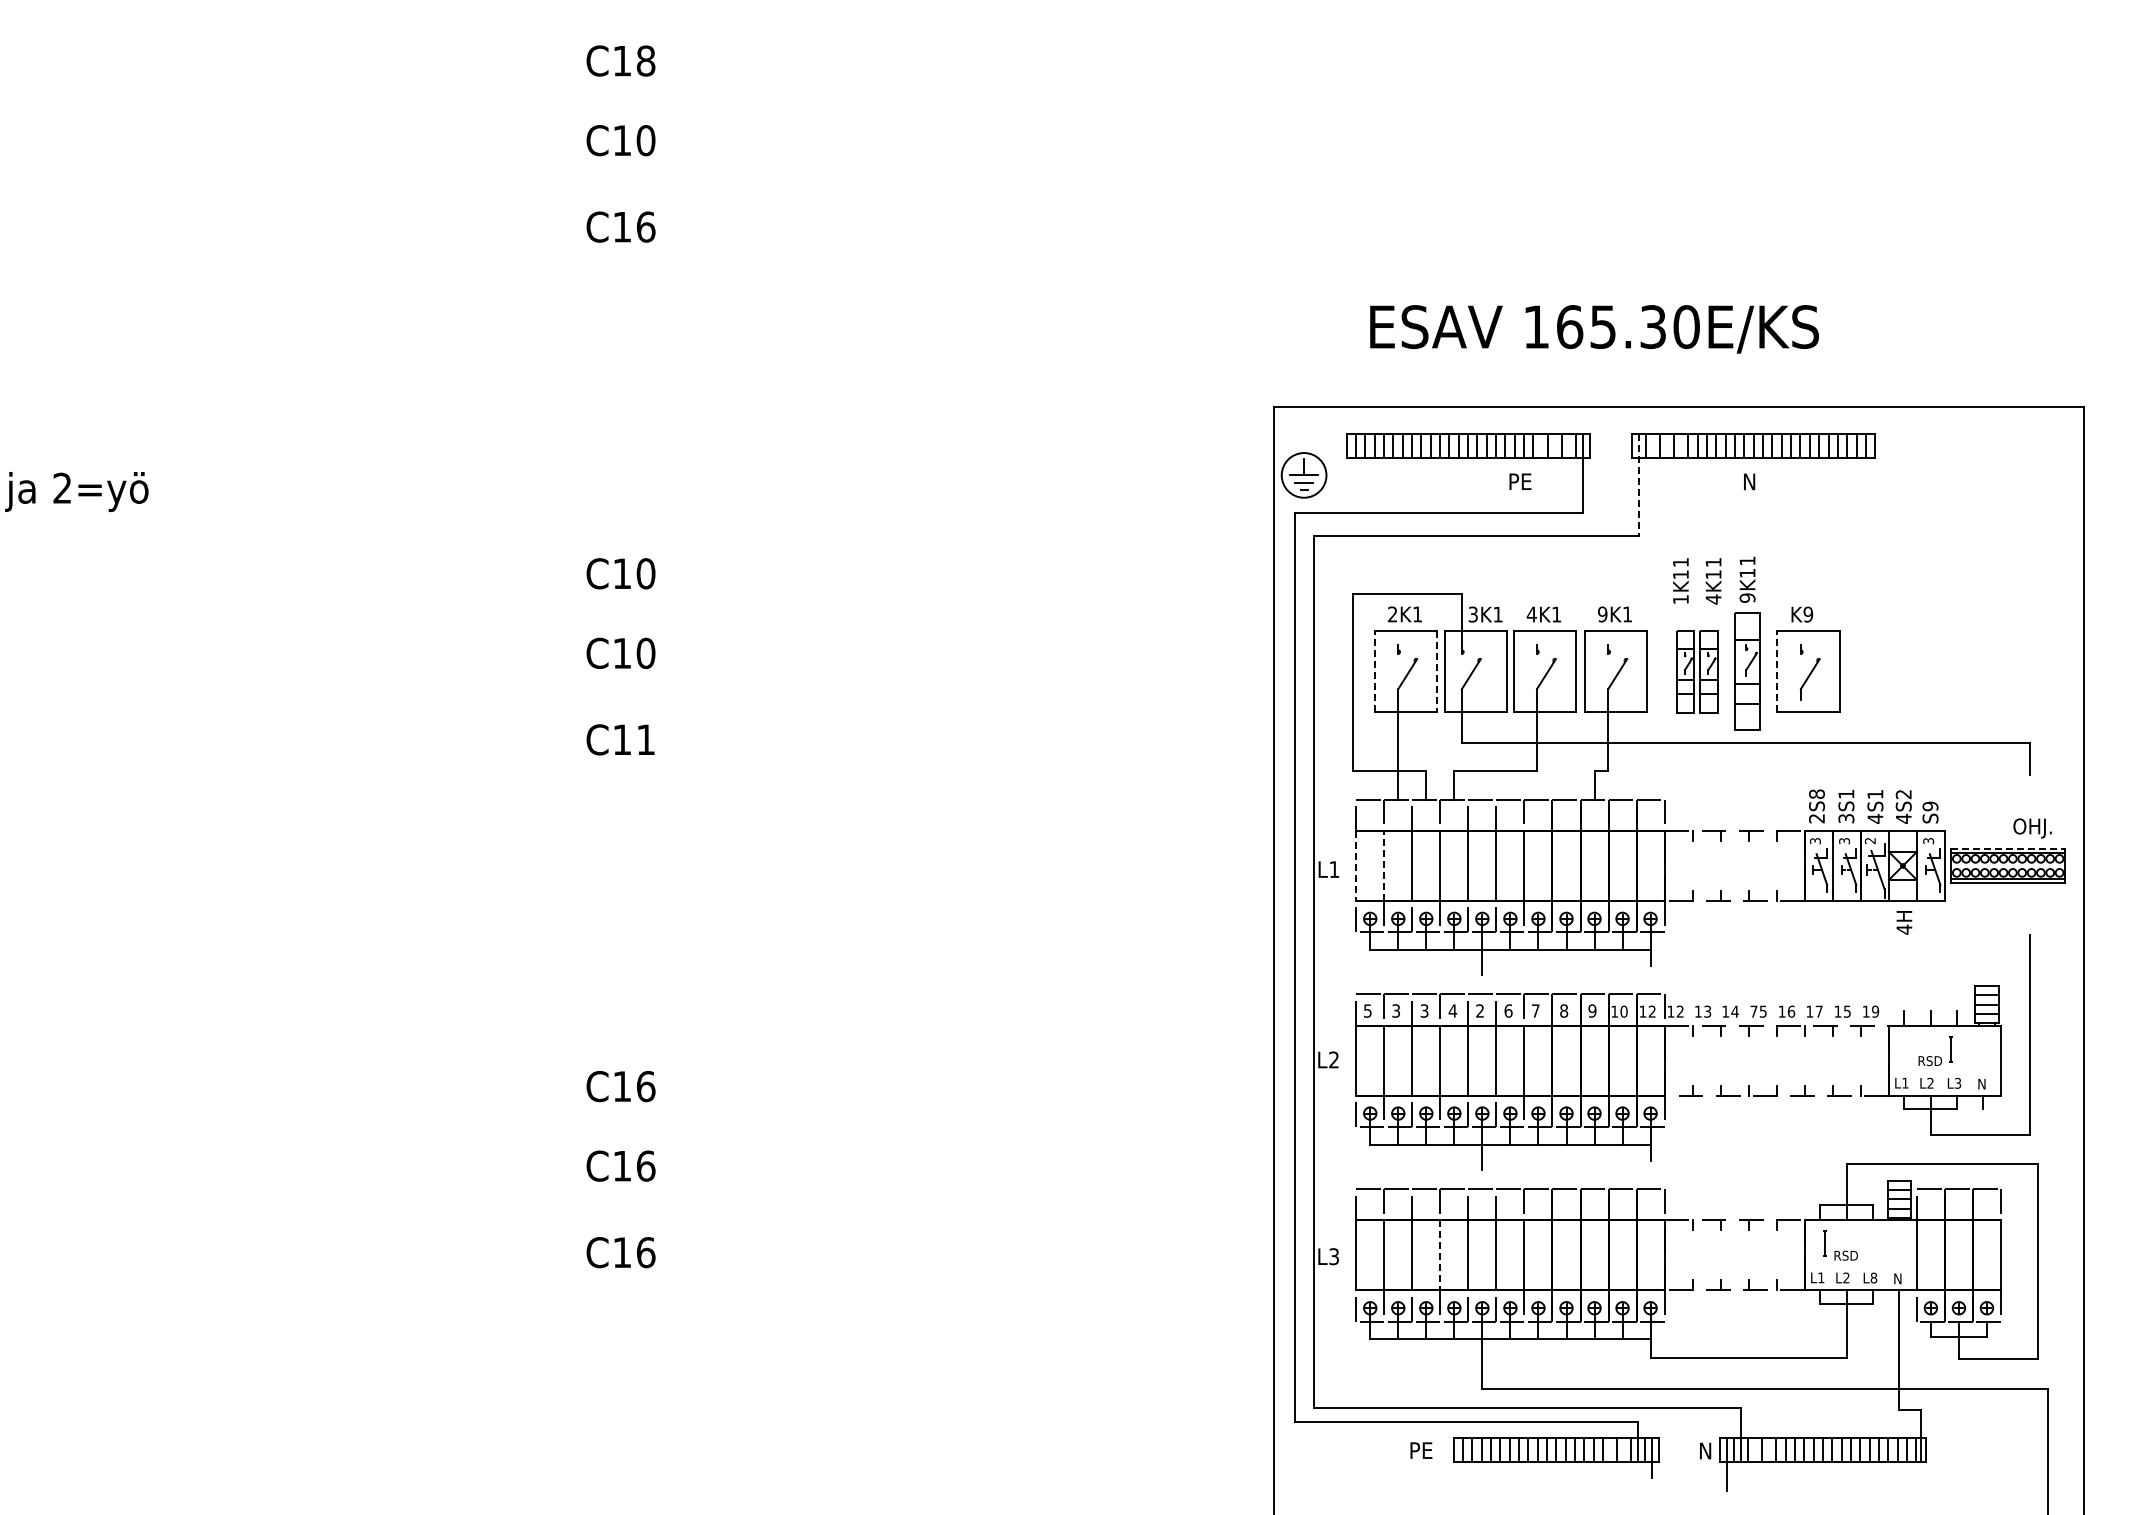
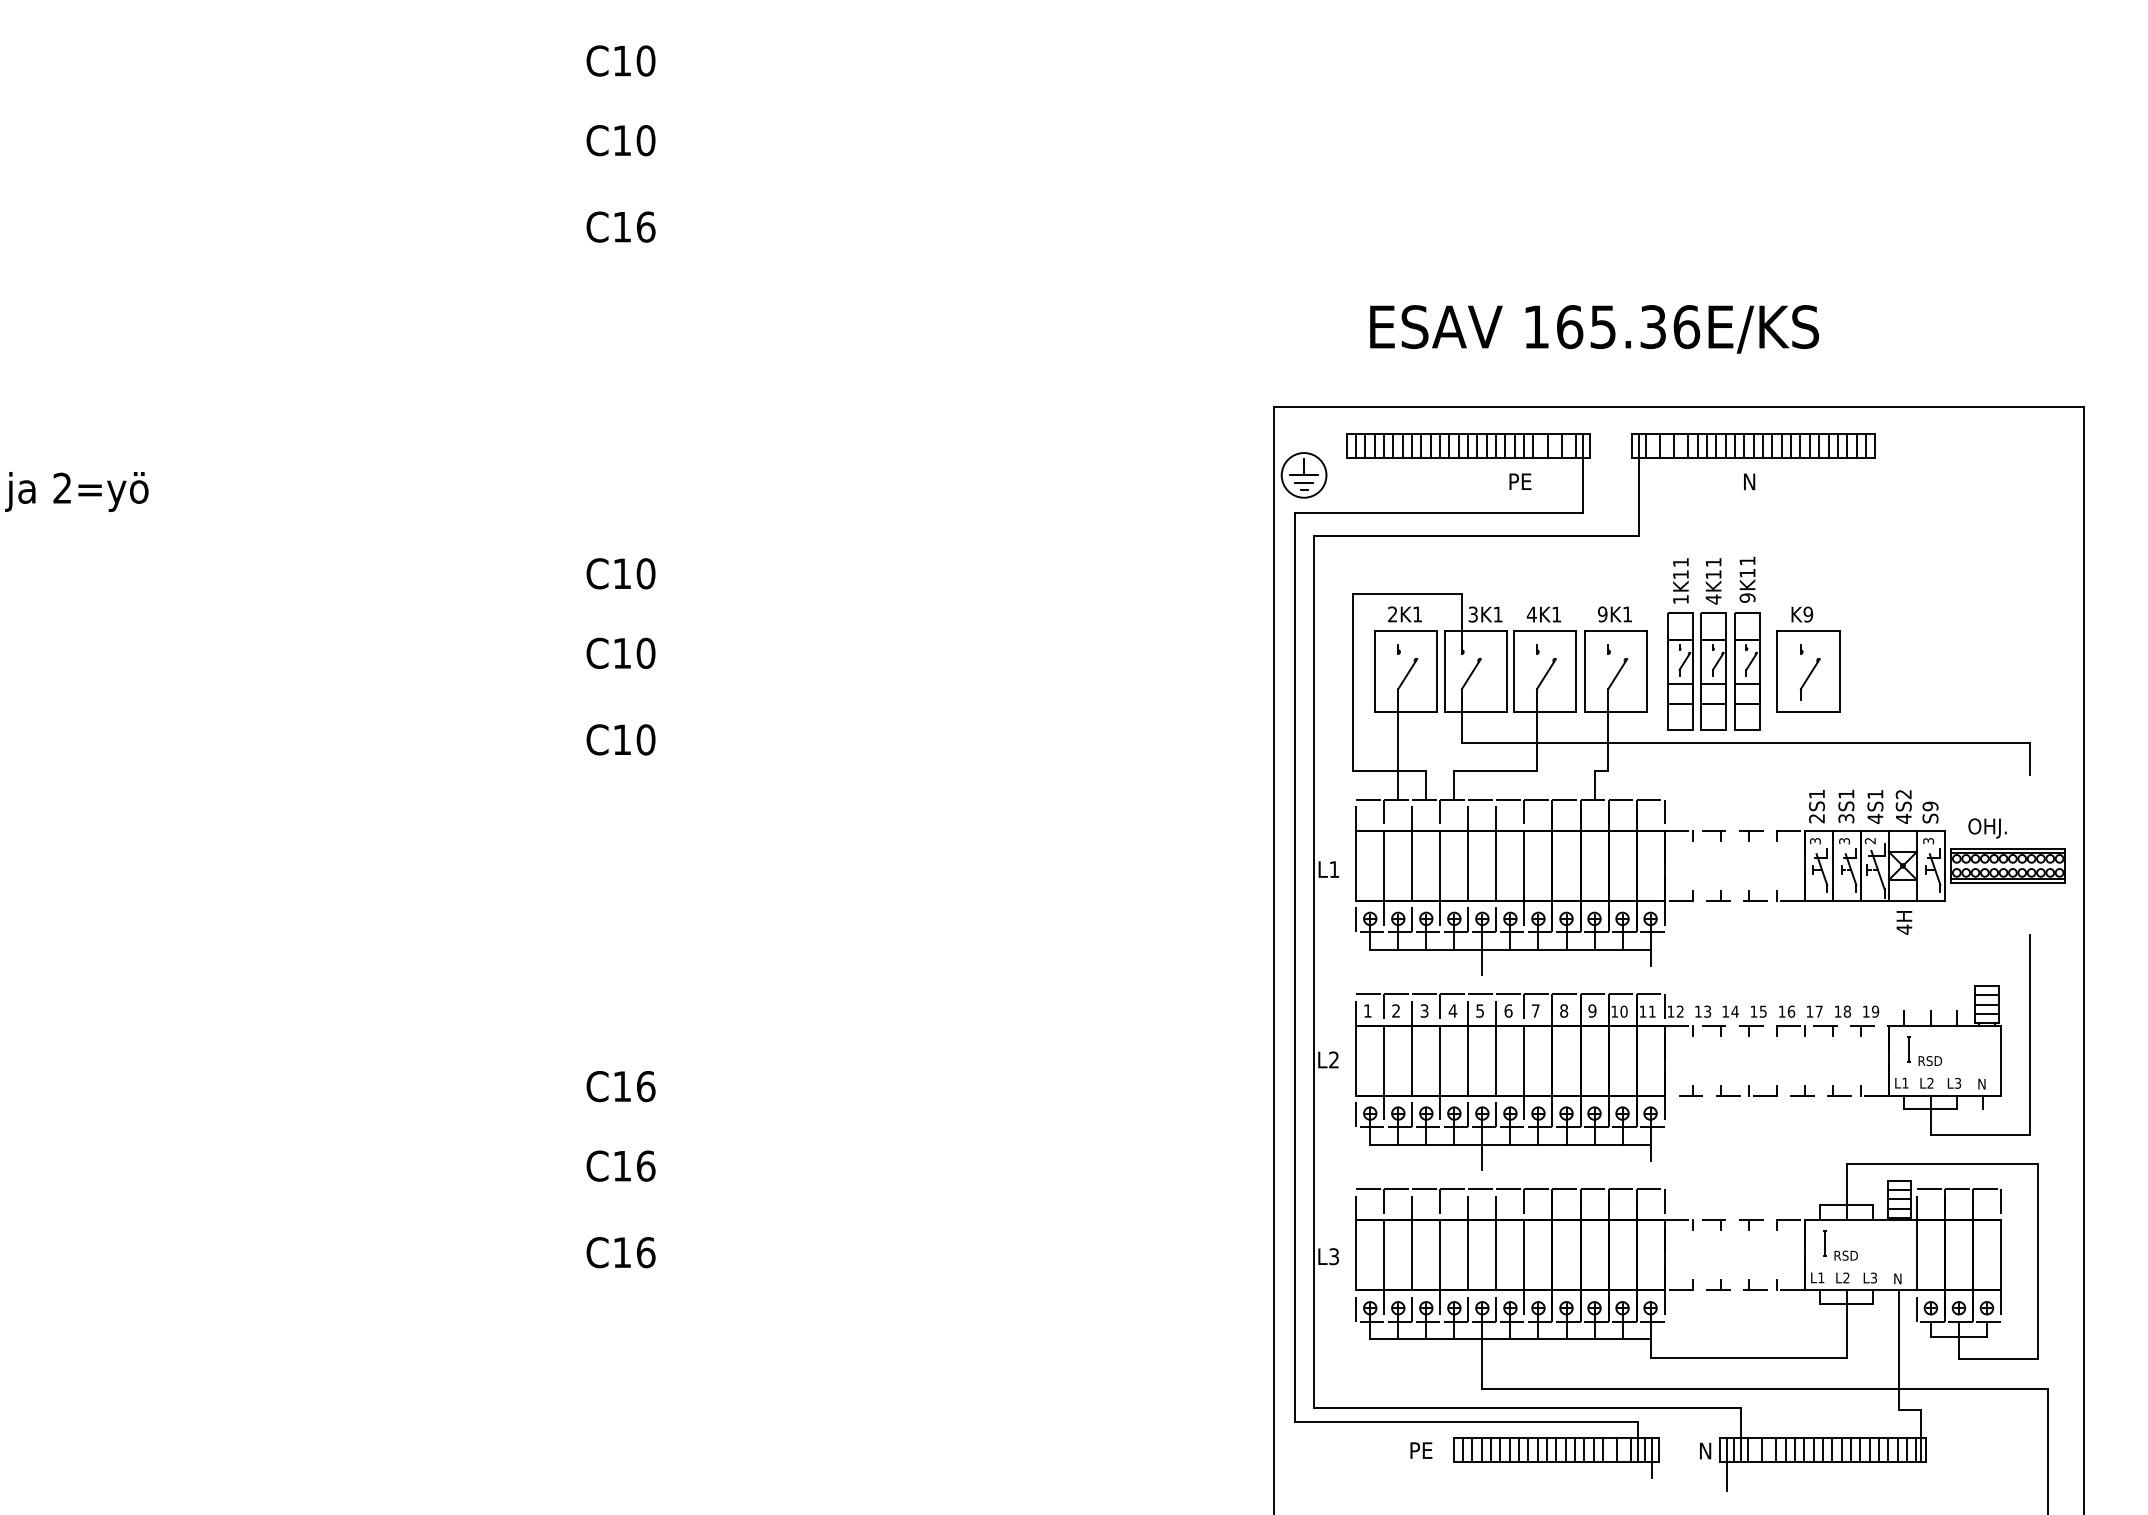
text: C18 -> C10 (645, 60)
text: 165.30E/KS -> 165.36E/KS (1686, 326)
line: dashed -> solid (1639, 484)
line: dashed -> solid (1374, 671)
part size: 43x84 px -> 60x119 px (1696, 671)
line: dashed -> solid (1777, 671)
line: dashed -> solid (1437, 672)
text: C11 -> C10 (645, 739)
text: 2S8 -> 2S1 (1816, 793)
text position: (2032, 828) -> (1987, 828) (1987, 828)
line: dashed -> solid (2008, 848)
line: dashed -> solid (1384, 865)
line: dashed -> solid (1356, 866)
text: 5 -> 1 (1367, 1010)
text: 2 -> 5 (1479, 1010)
text: 3 -> 2 (1395, 1011)
text: 12 -> 11 (1651, 1011)
text: 75 -> 15 (1753, 1011)
text: 15 -> 18 (1846, 1011)
part position: (1950, 1049) -> (1908, 1049) (1908, 1049)
line: dashed -> solid (1440, 1255)
text: L8 -> L3 (1873, 1277)
